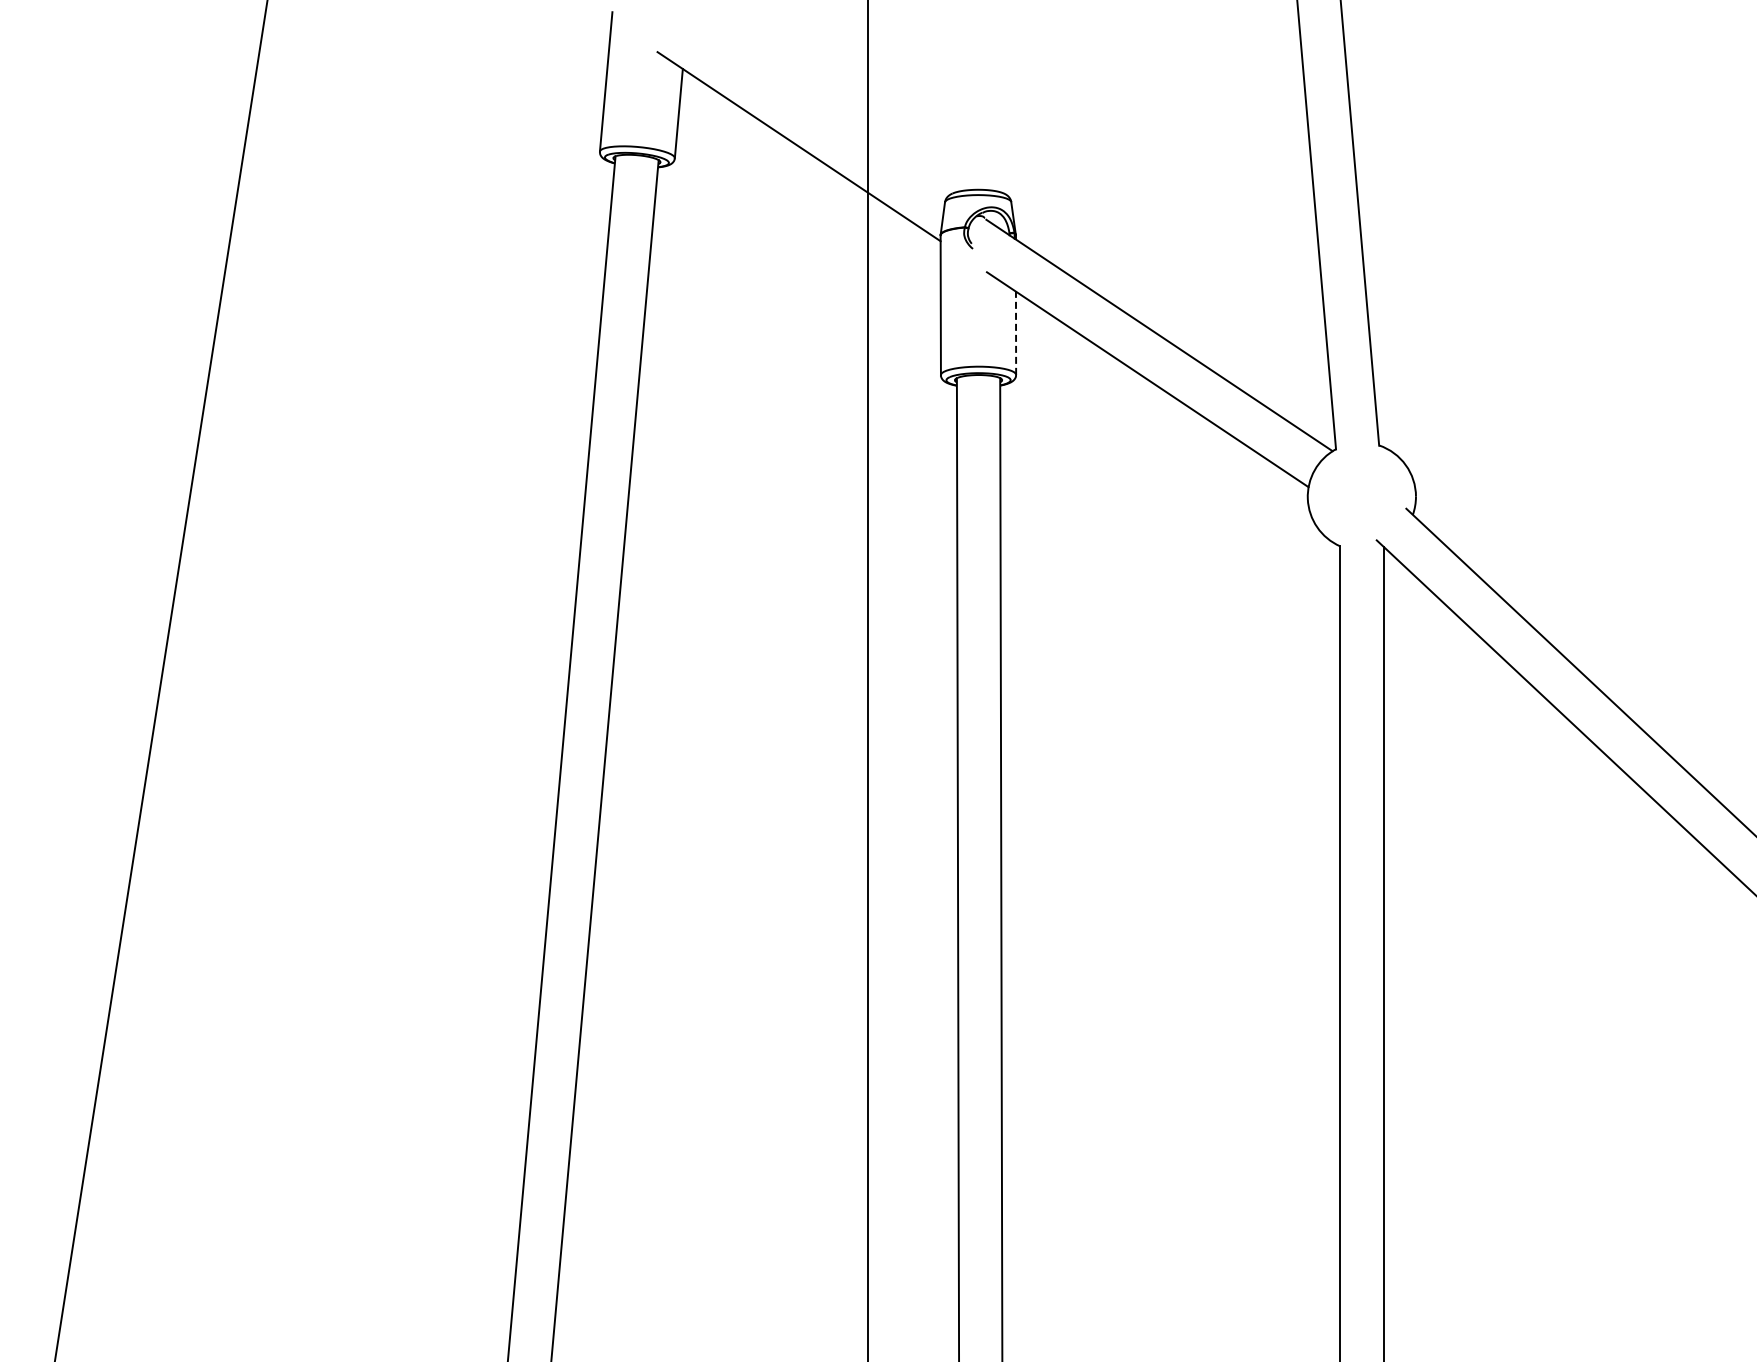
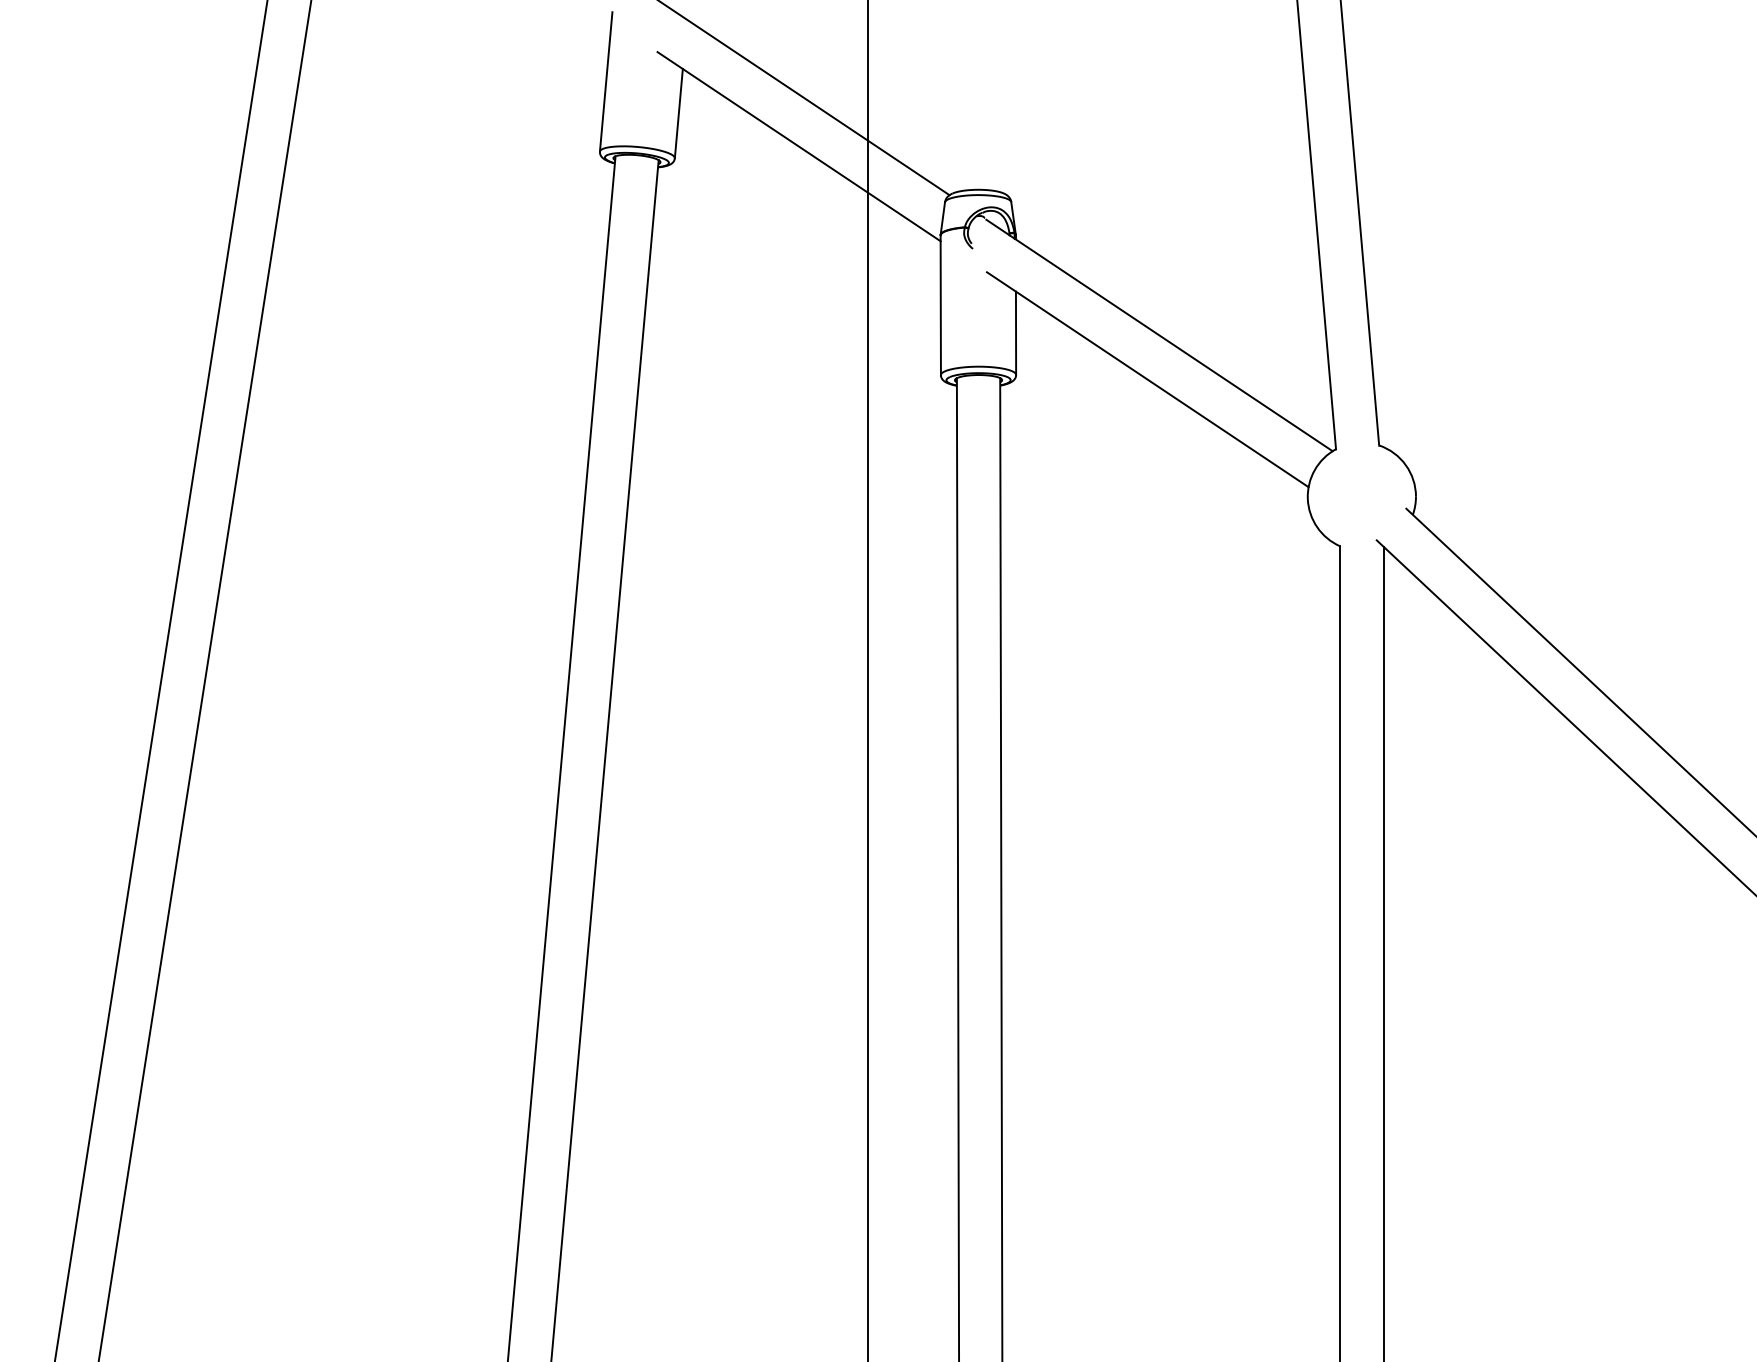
line: none -> present (804, 98)
line: dashed -> solid (1016, 333)
line: none -> present (205, 680)
